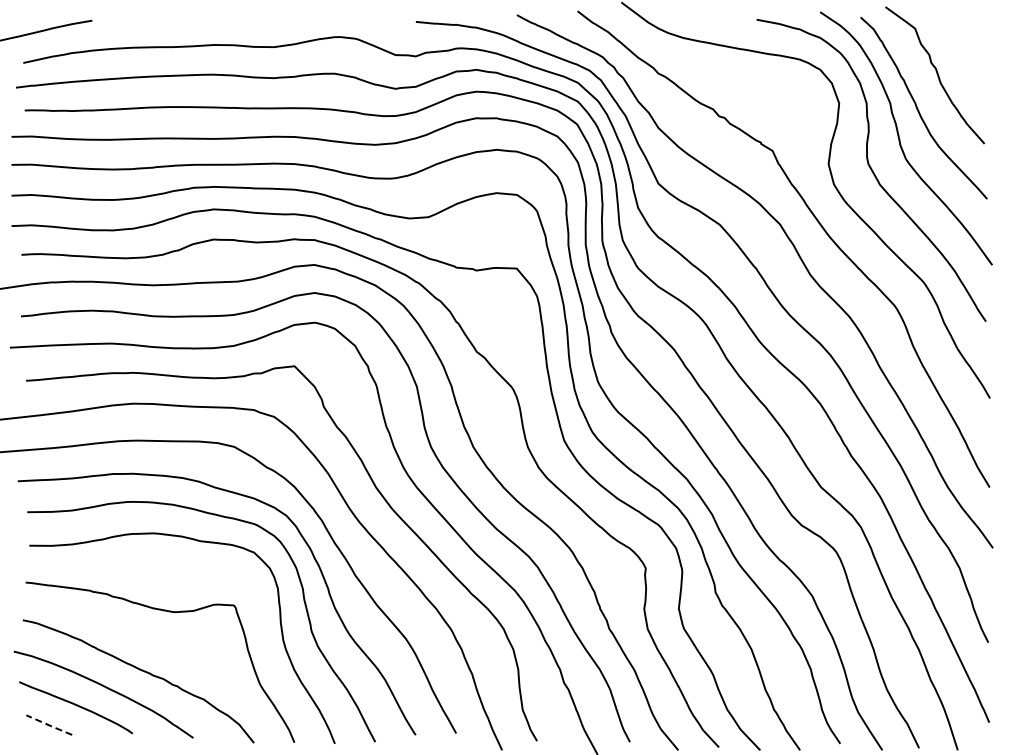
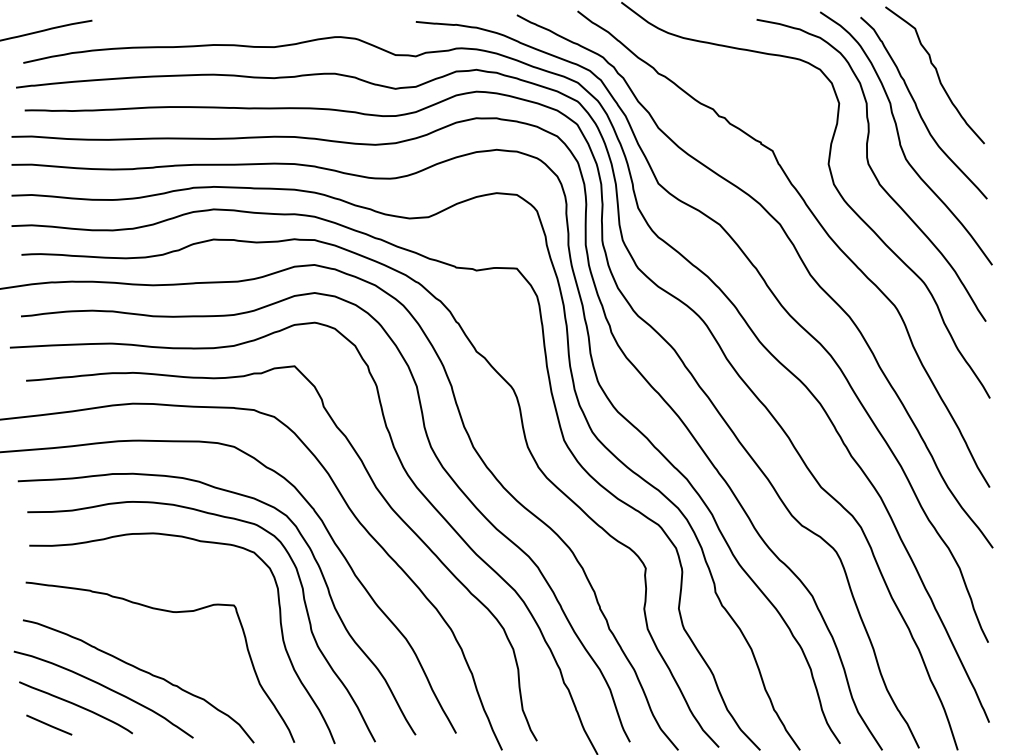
line: dashed -> solid (49, 725)
